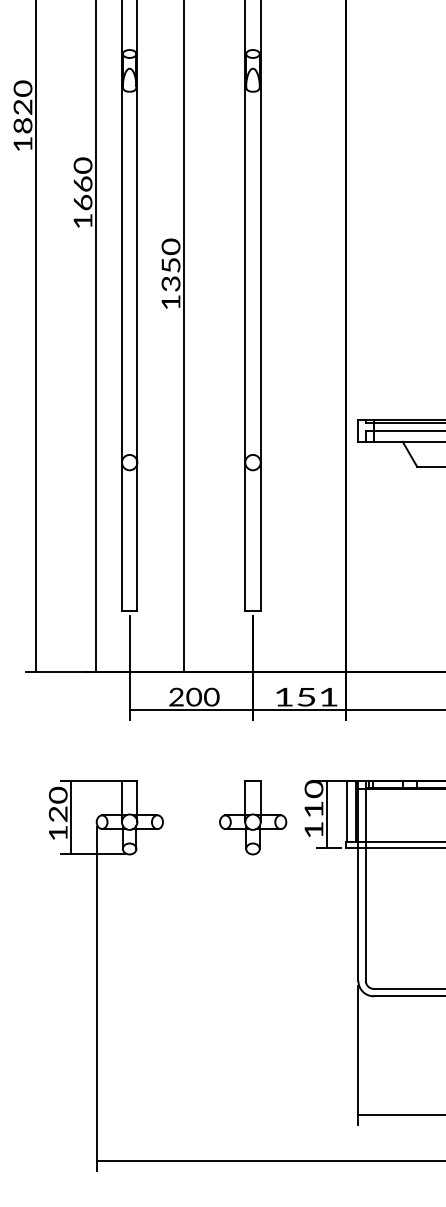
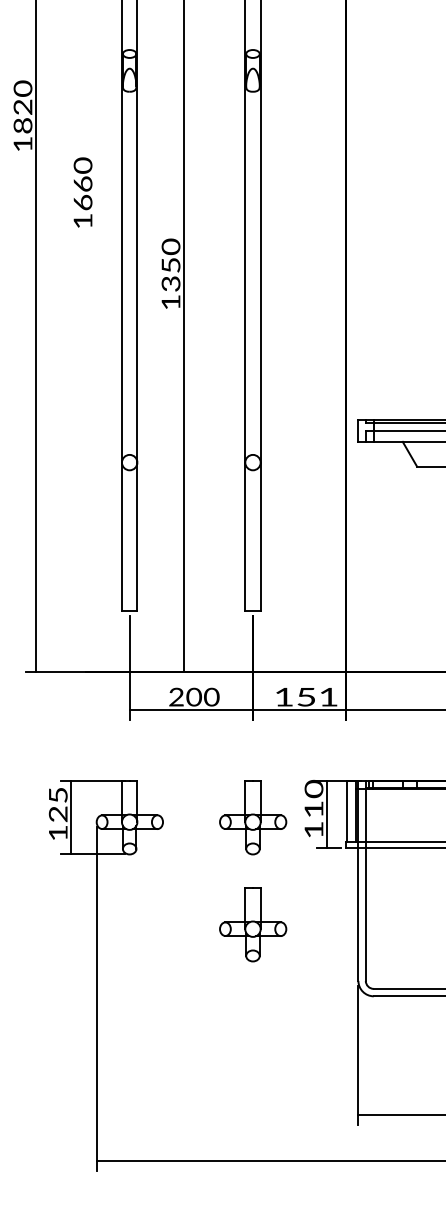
line: present -> none (95, 337)
text: 120 -> 125 (57, 794)
part: none -> present (253, 924)
